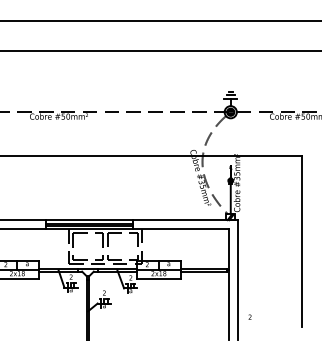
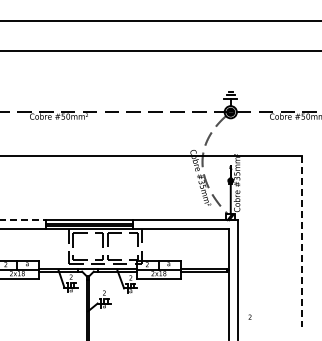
line: solid -> dashed (23, 220)
line: solid -> dashed (302, 241)
